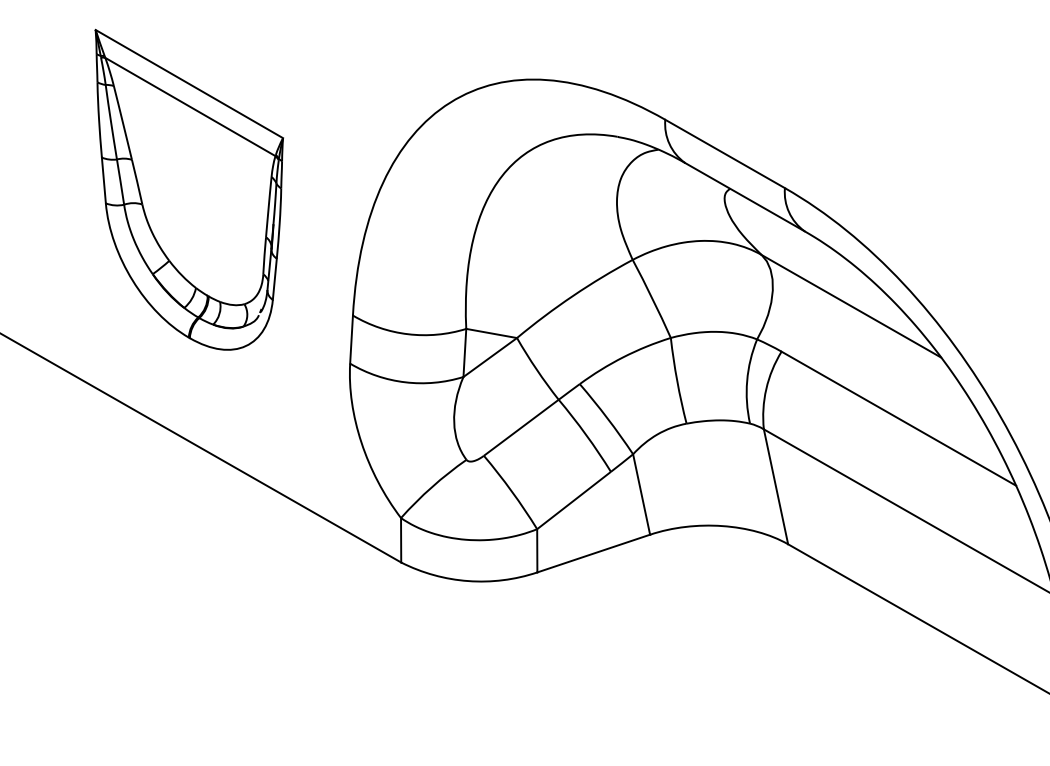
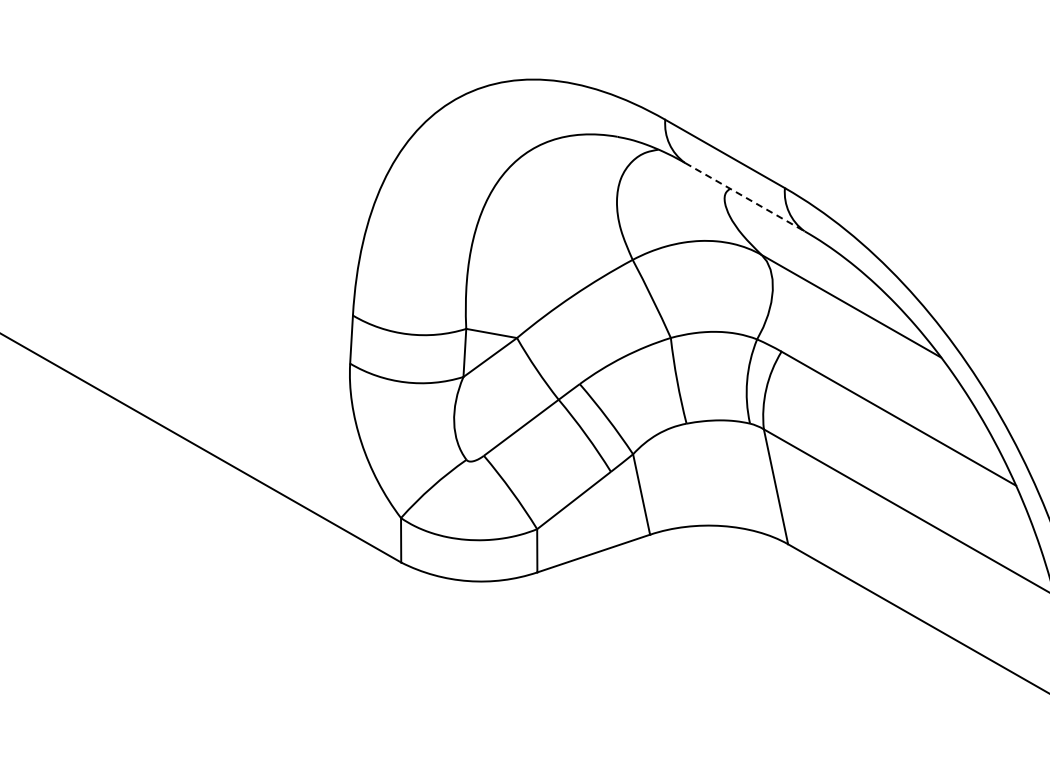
part: present -> none (188, 189)
line: solid -> dashed (744, 197)
